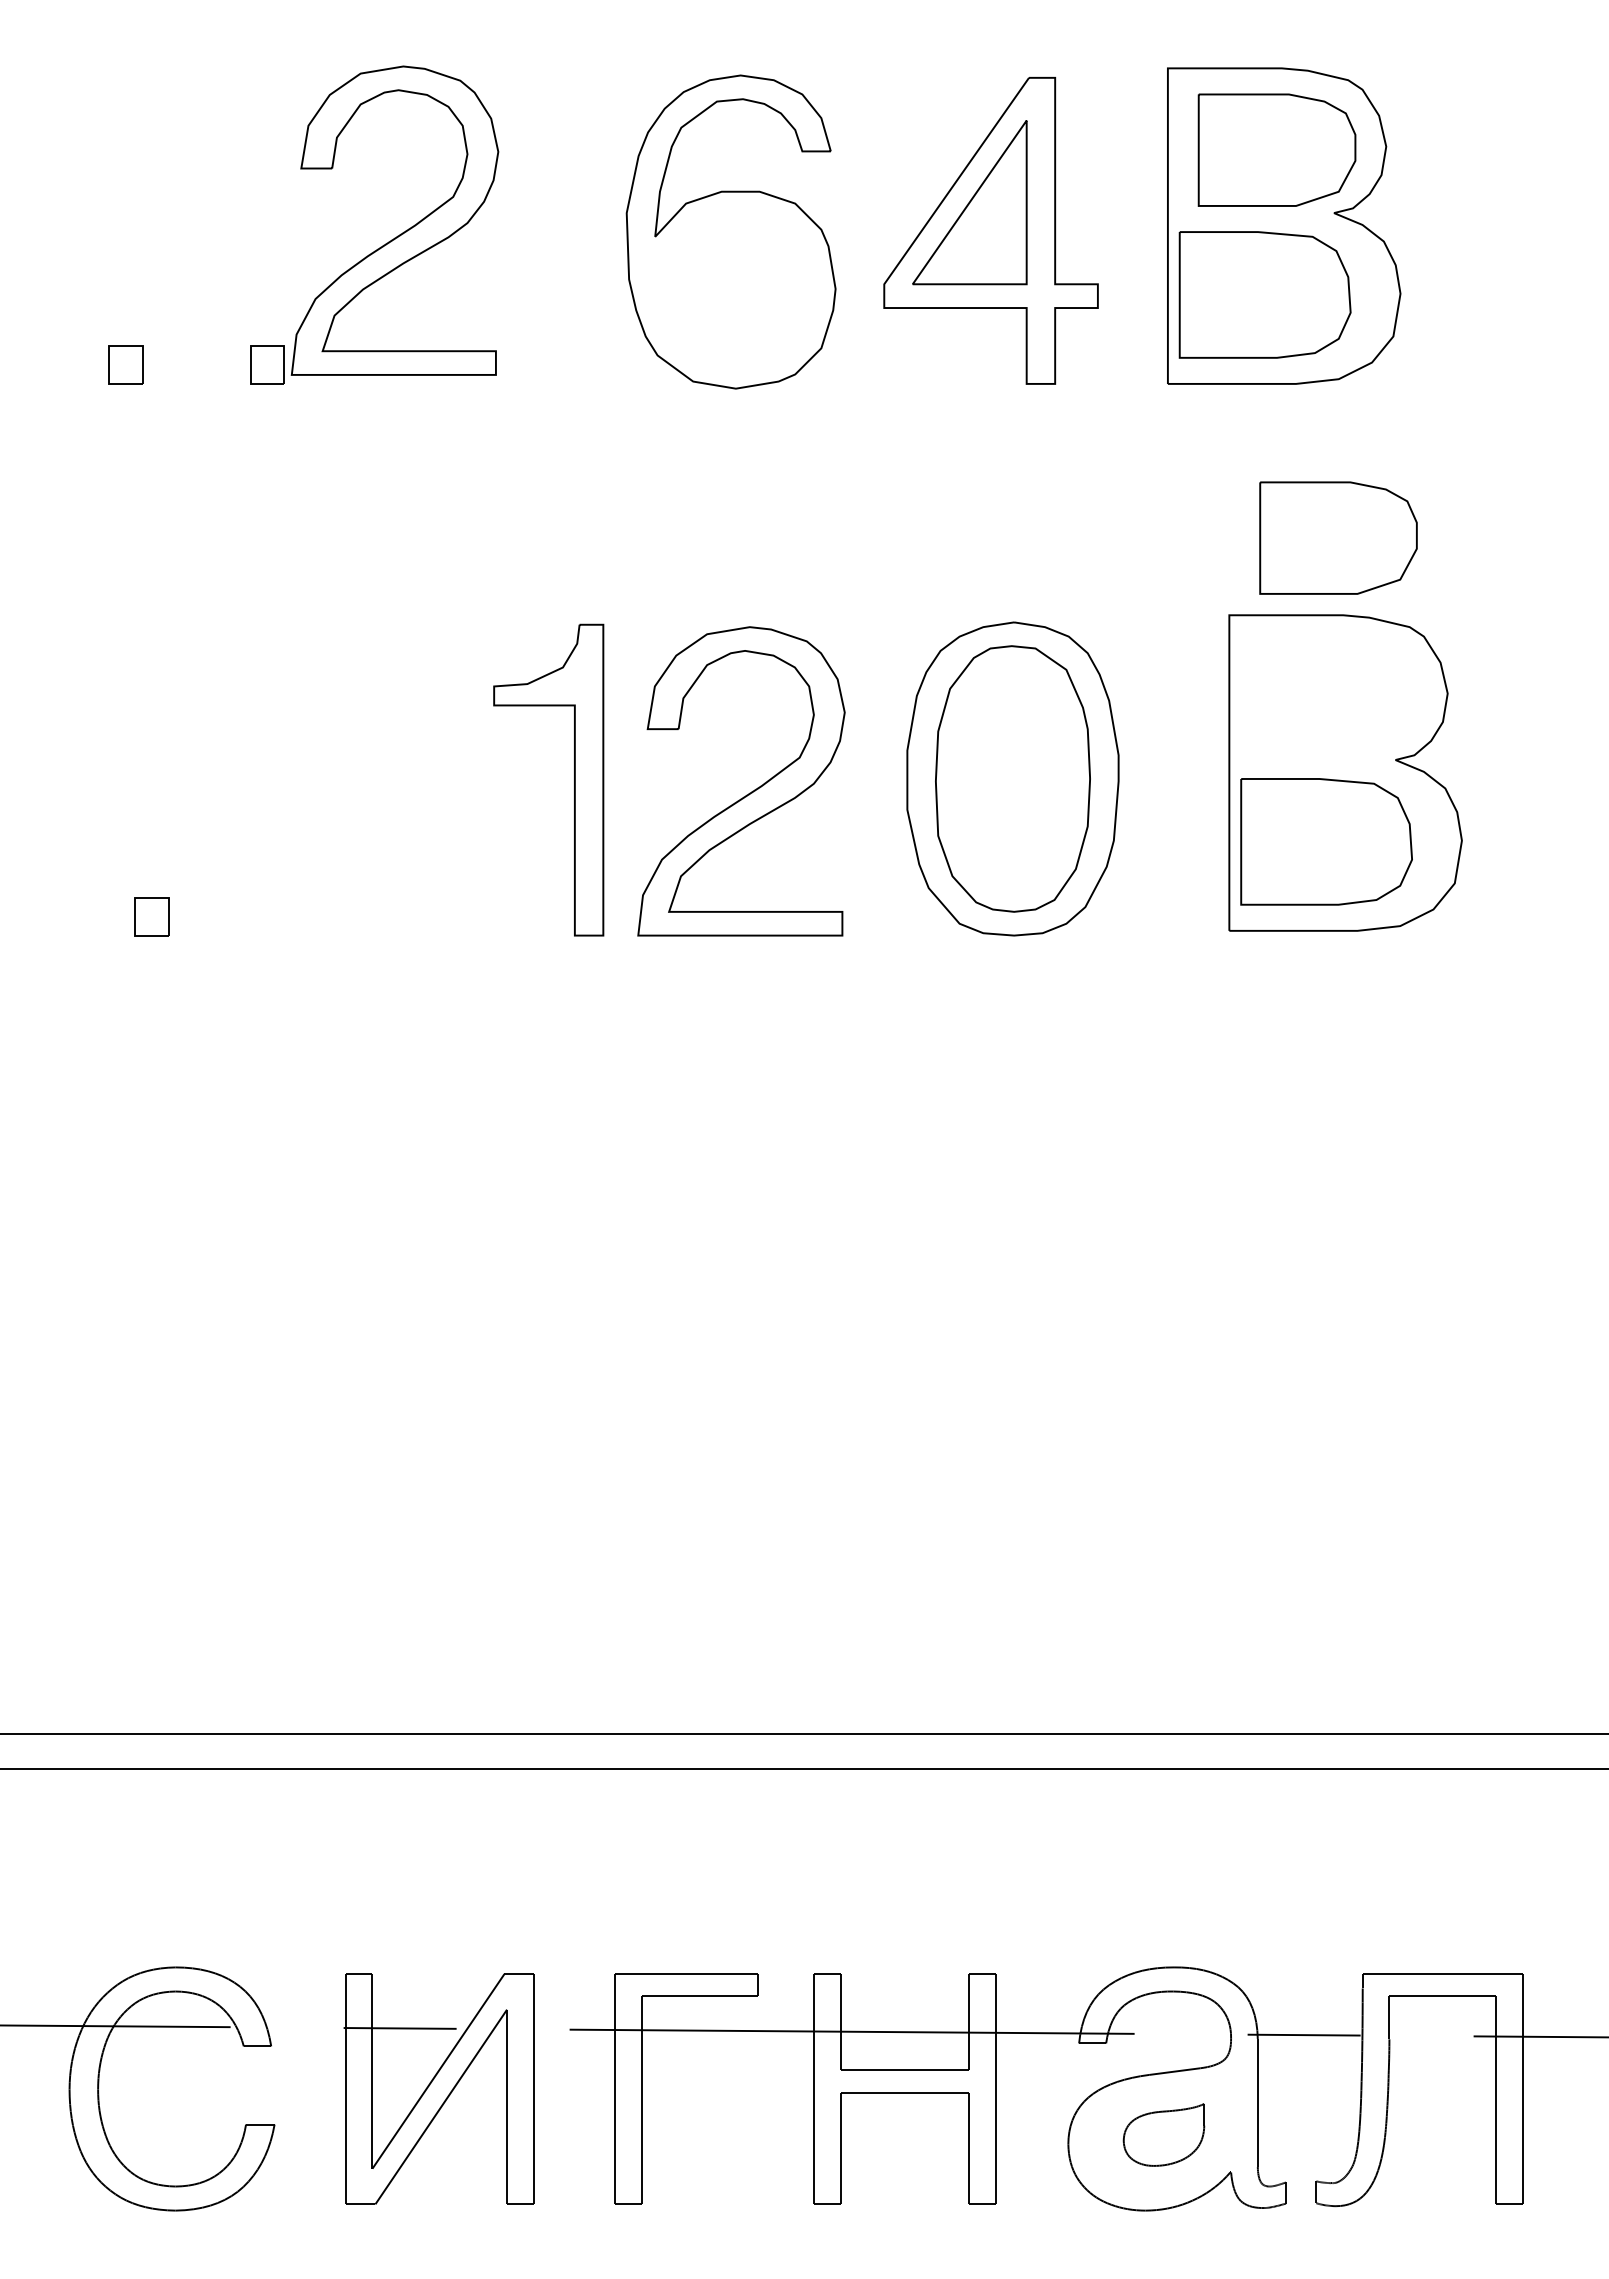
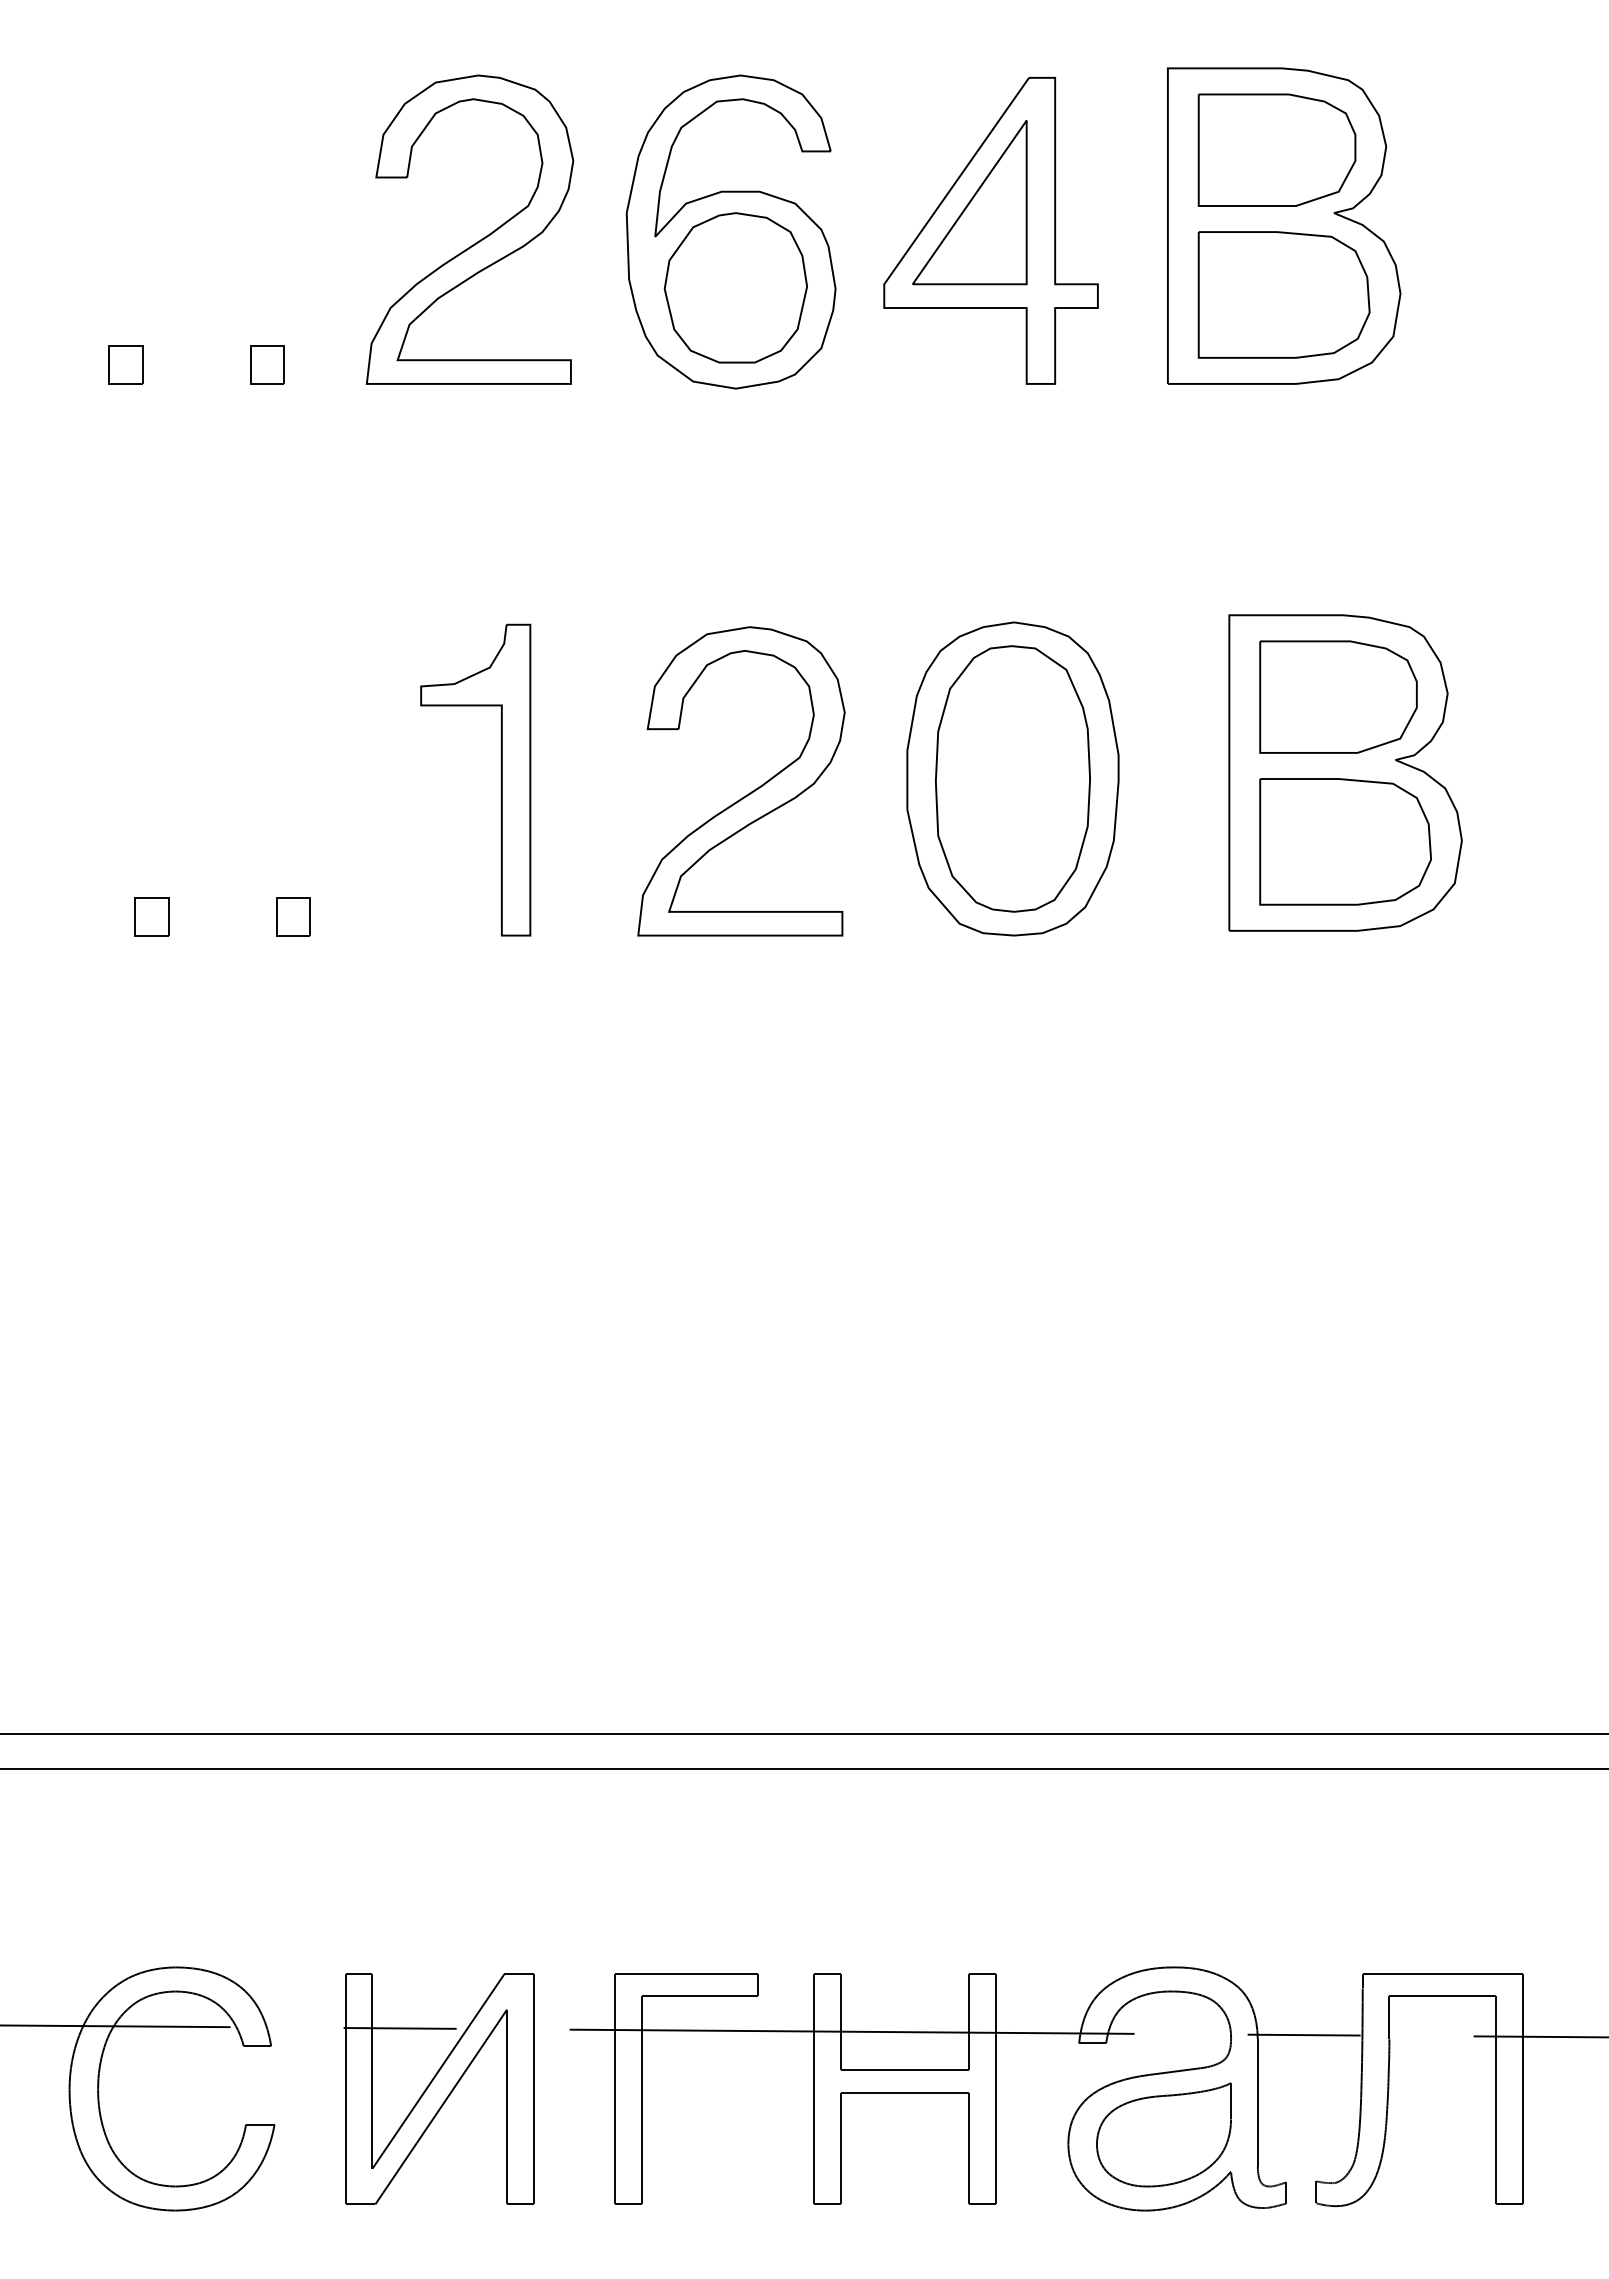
part position: (400, 233) -> (475, 242) (475, 242)
part: none -> present (735, 287)
part position: (1264, 294) -> (1283, 294) (1283, 294)
part position: (1338, 537) -> (1338, 696) (1338, 696)
part position: (574, 779) -> (501, 779) (501, 779)
part position: (1326, 841) -> (1345, 841) (1345, 841)
part: none -> present (293, 916)
part size: 84x64 px -> 136x106 px (1163, 2134)
